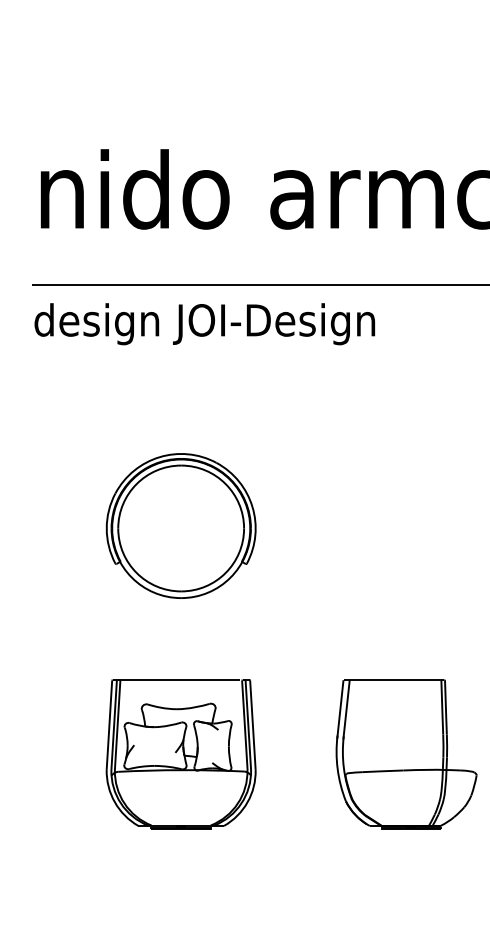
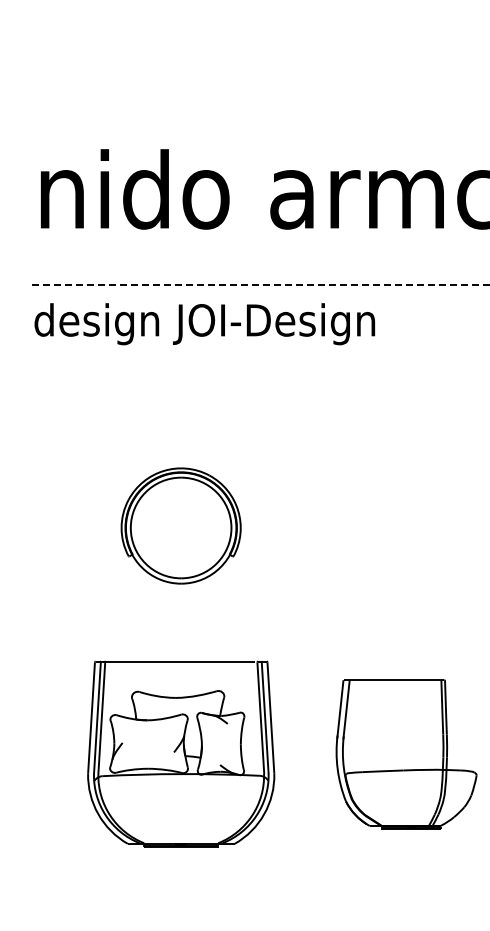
line: solid -> dashed (261, 284)
part size: 152x146 px -> 122x118 px (180, 525)
part size: 152x151 px -> 189x188 px (181, 753)
